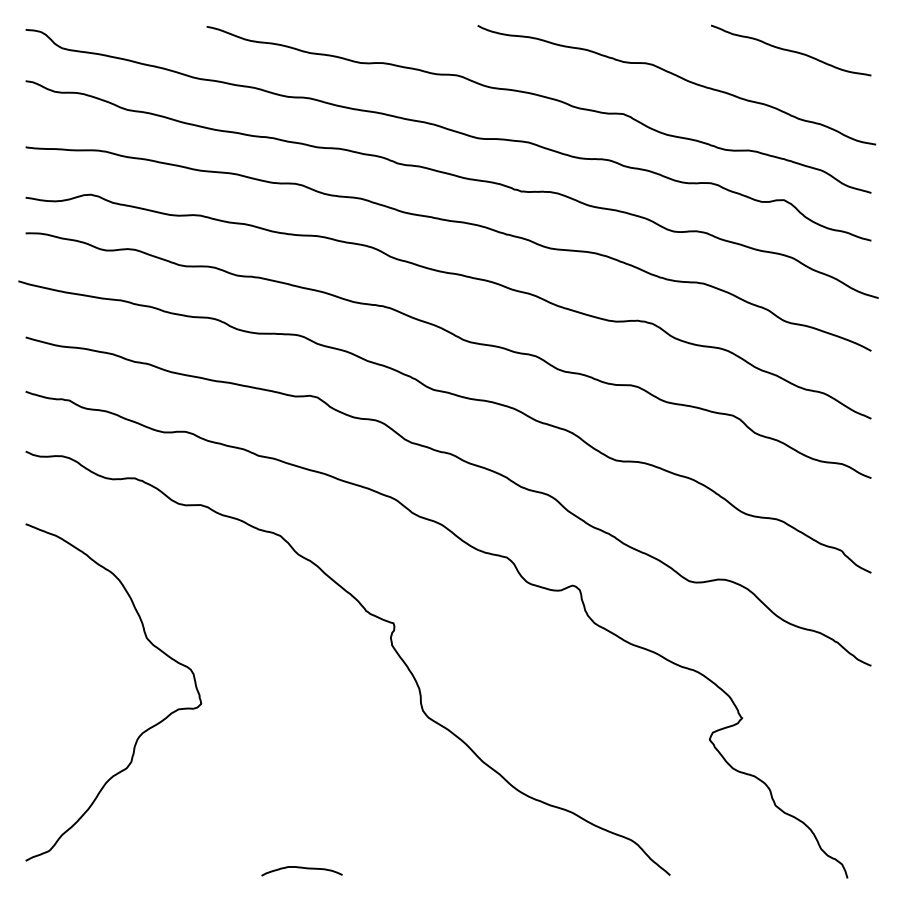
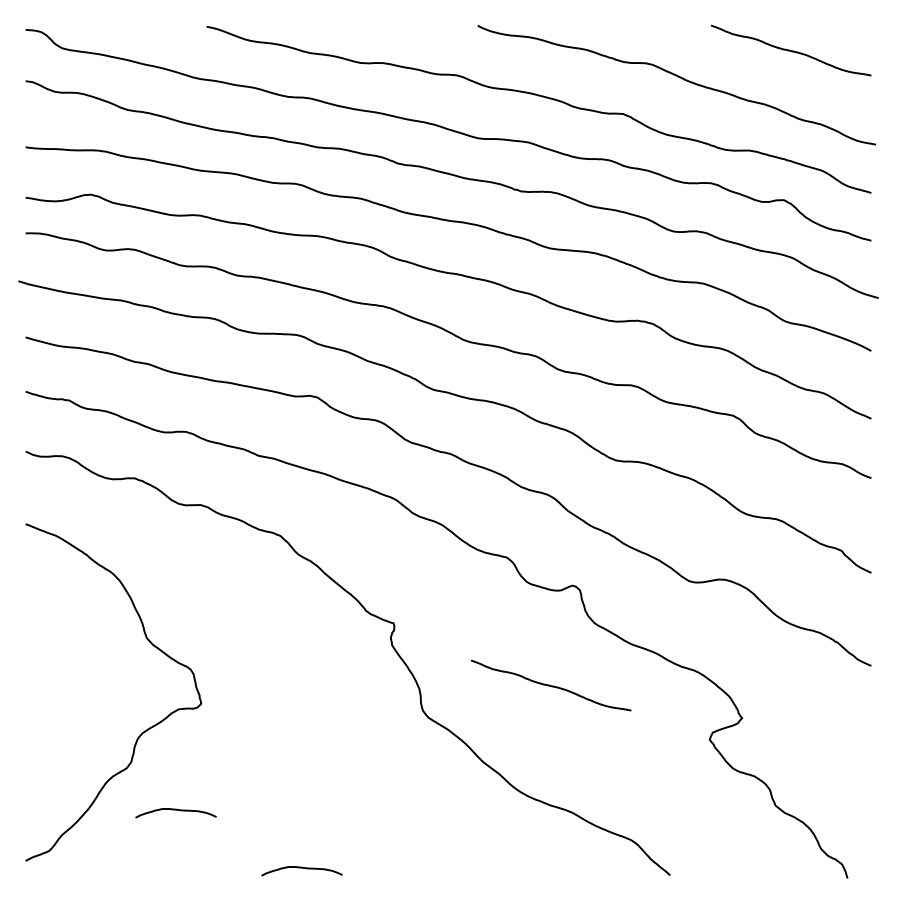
curve: none -> present (551, 685)
curve: none -> present (175, 810)
